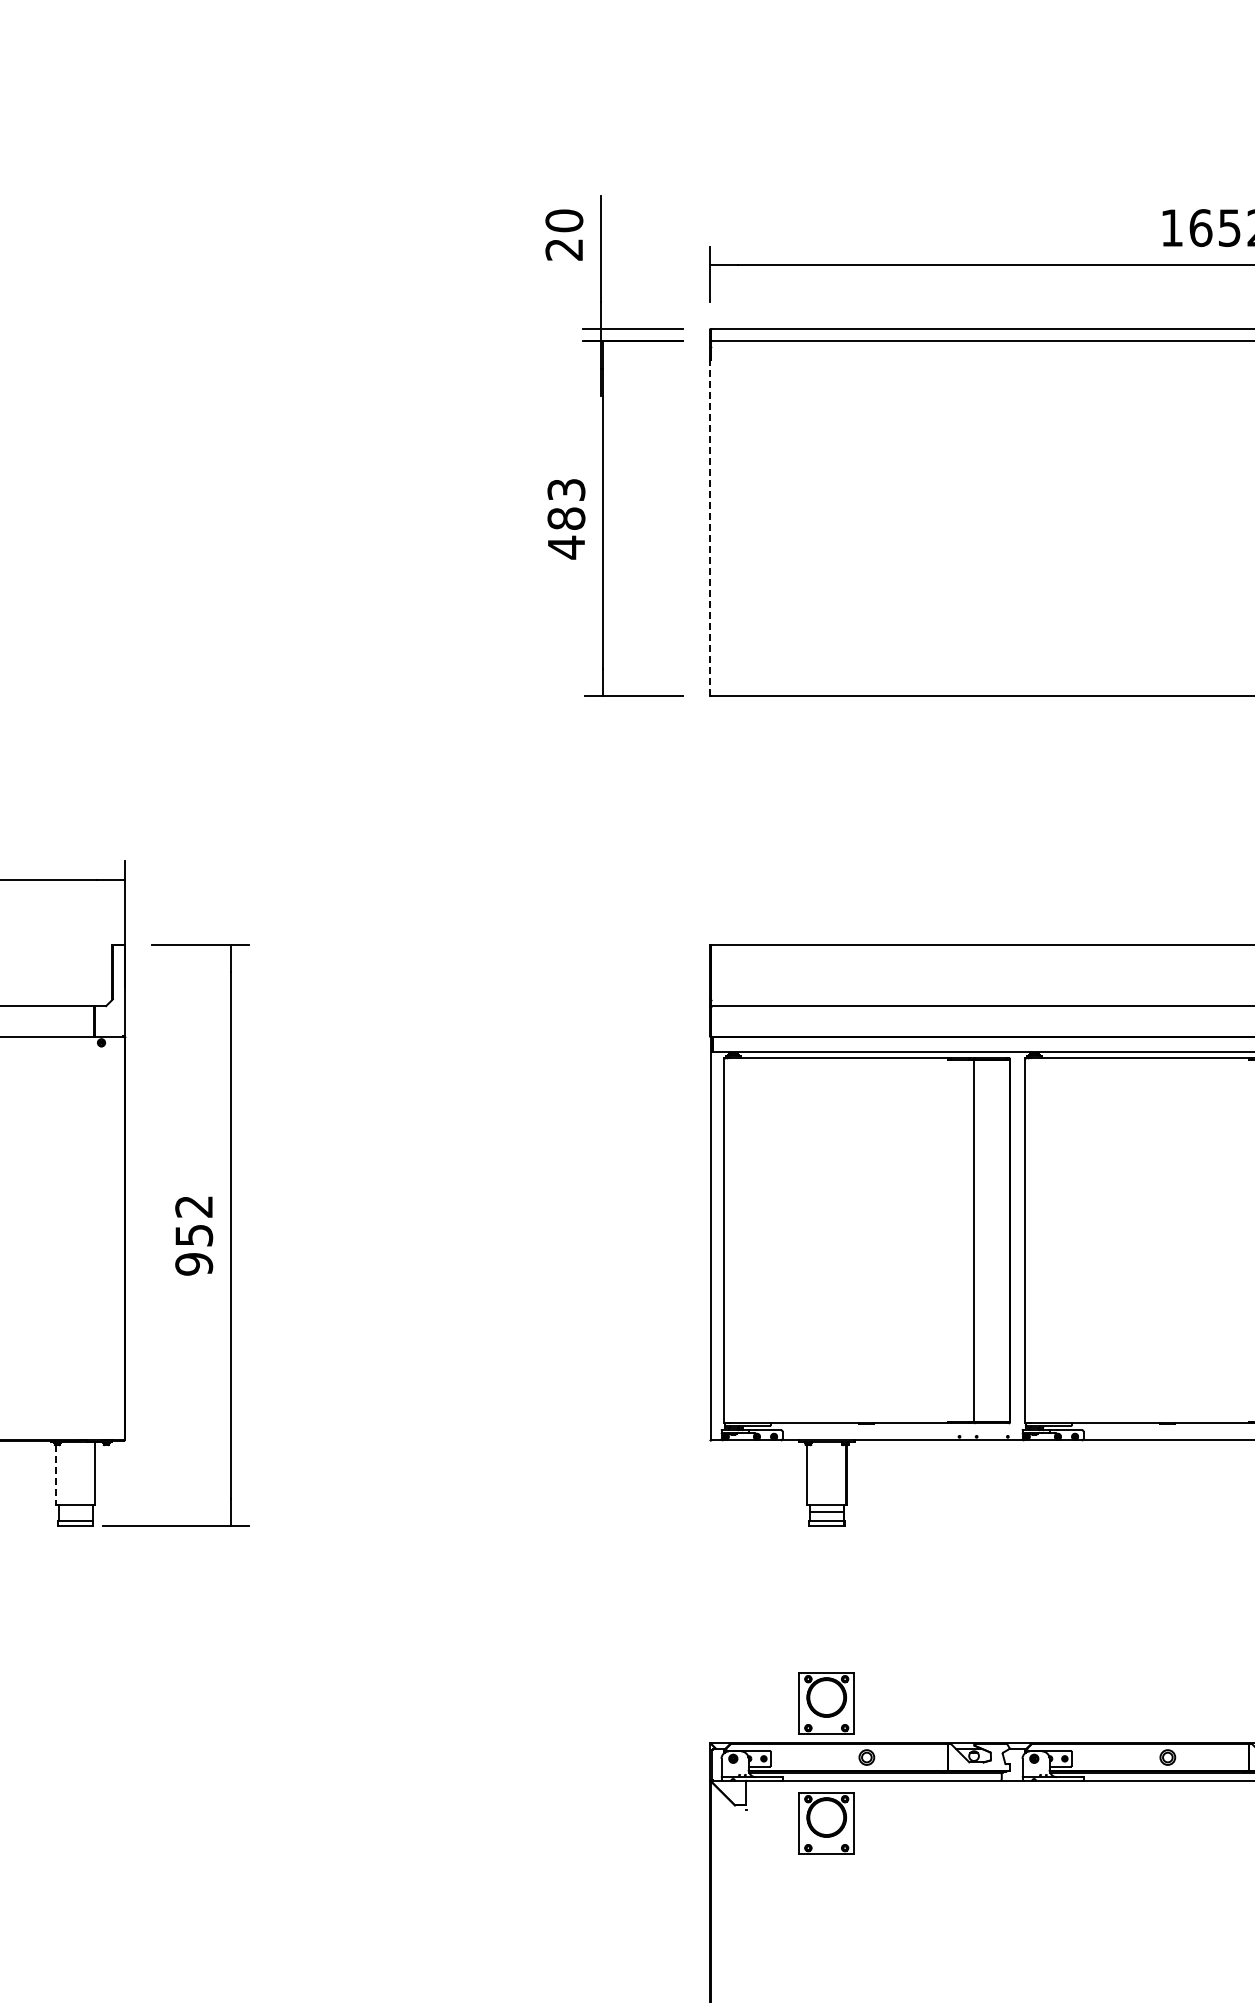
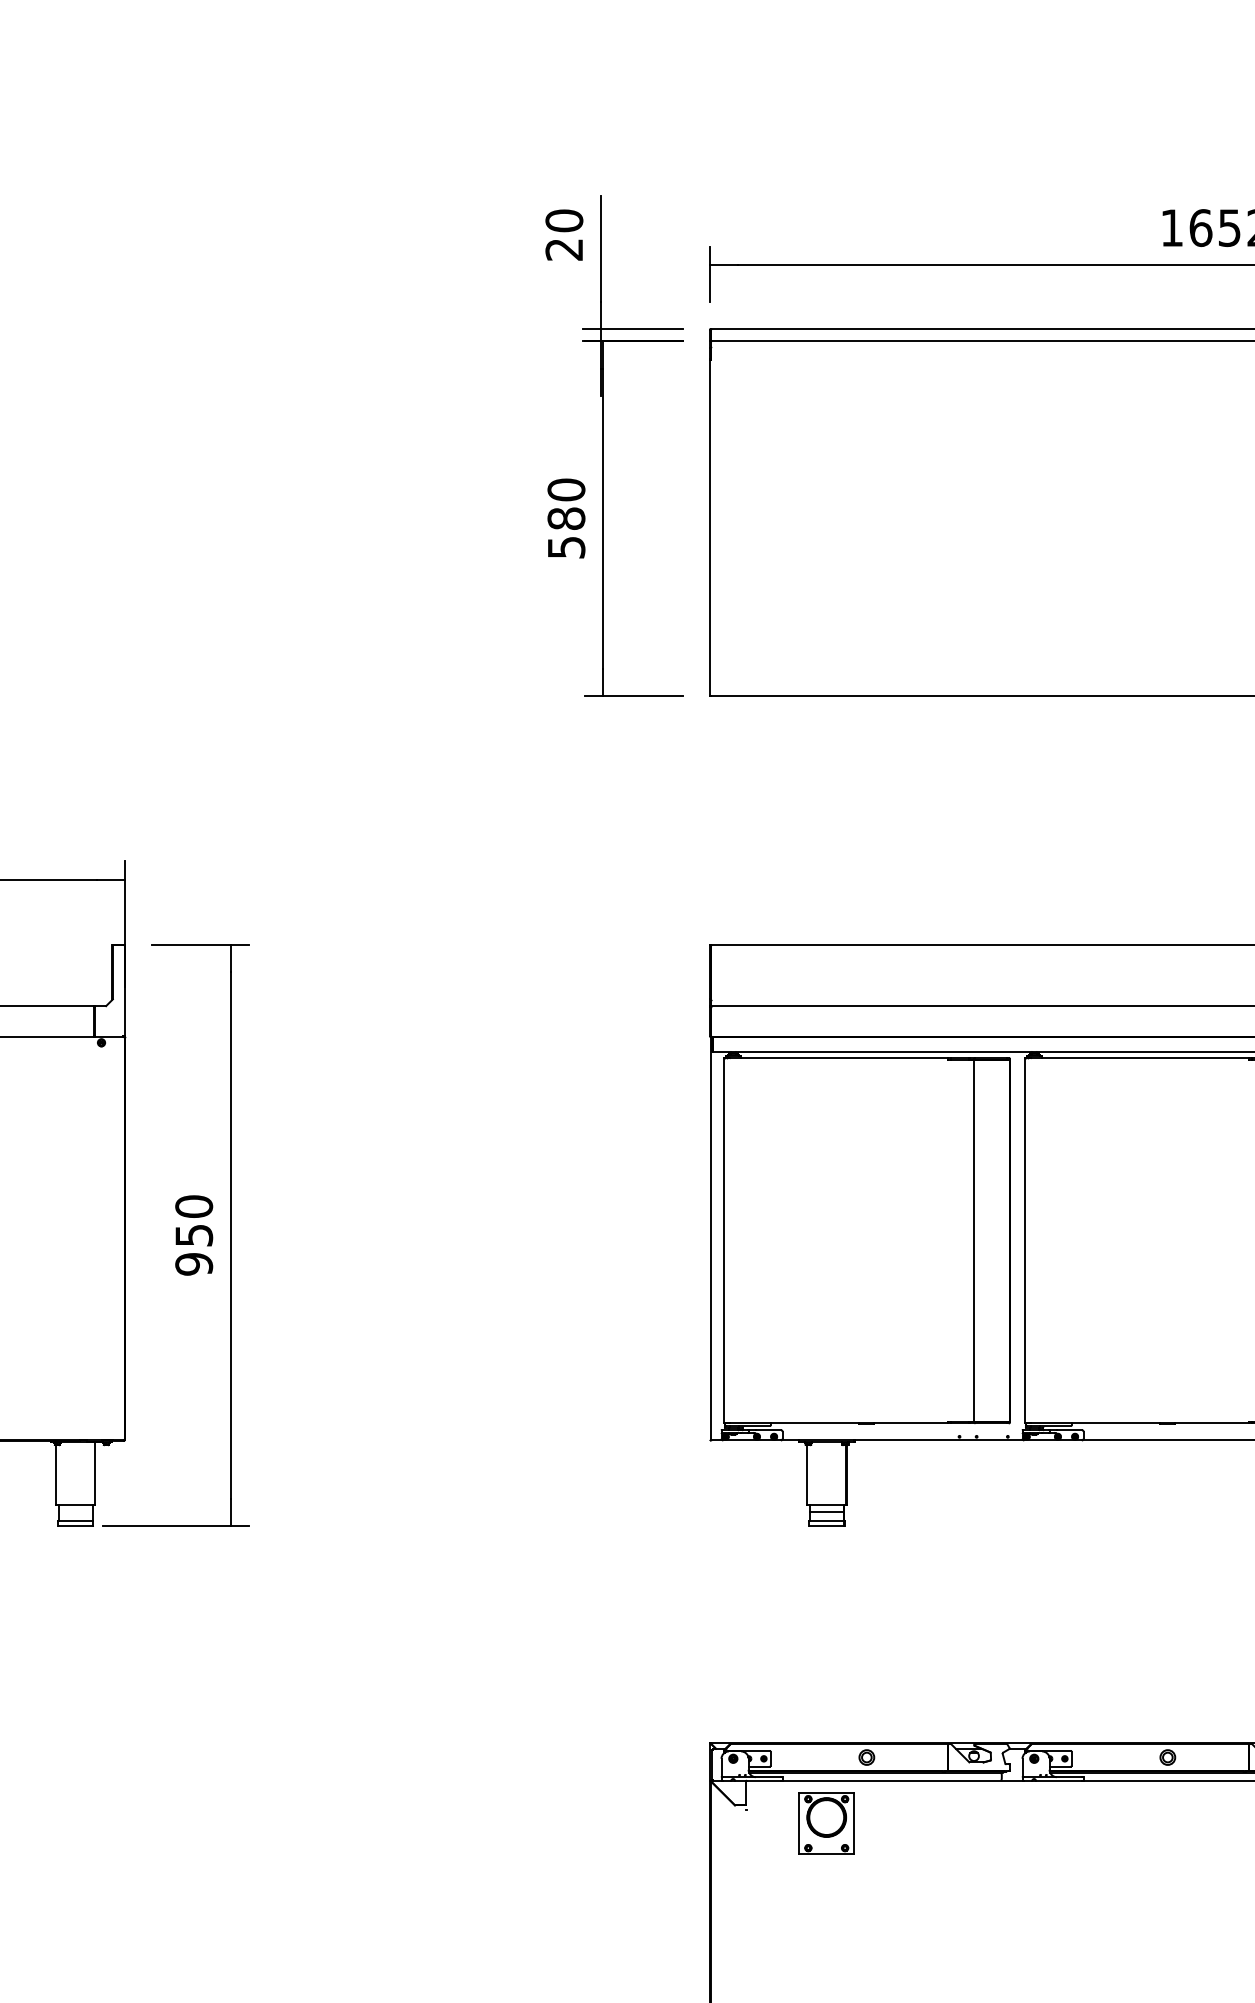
text: 483 -> 580 (566, 518)
line: dashed -> solid (710, 527)
text: 952 -> 950 (194, 1206)
line: dashed -> solid (56, 1474)
part: present -> none (826, 1703)
